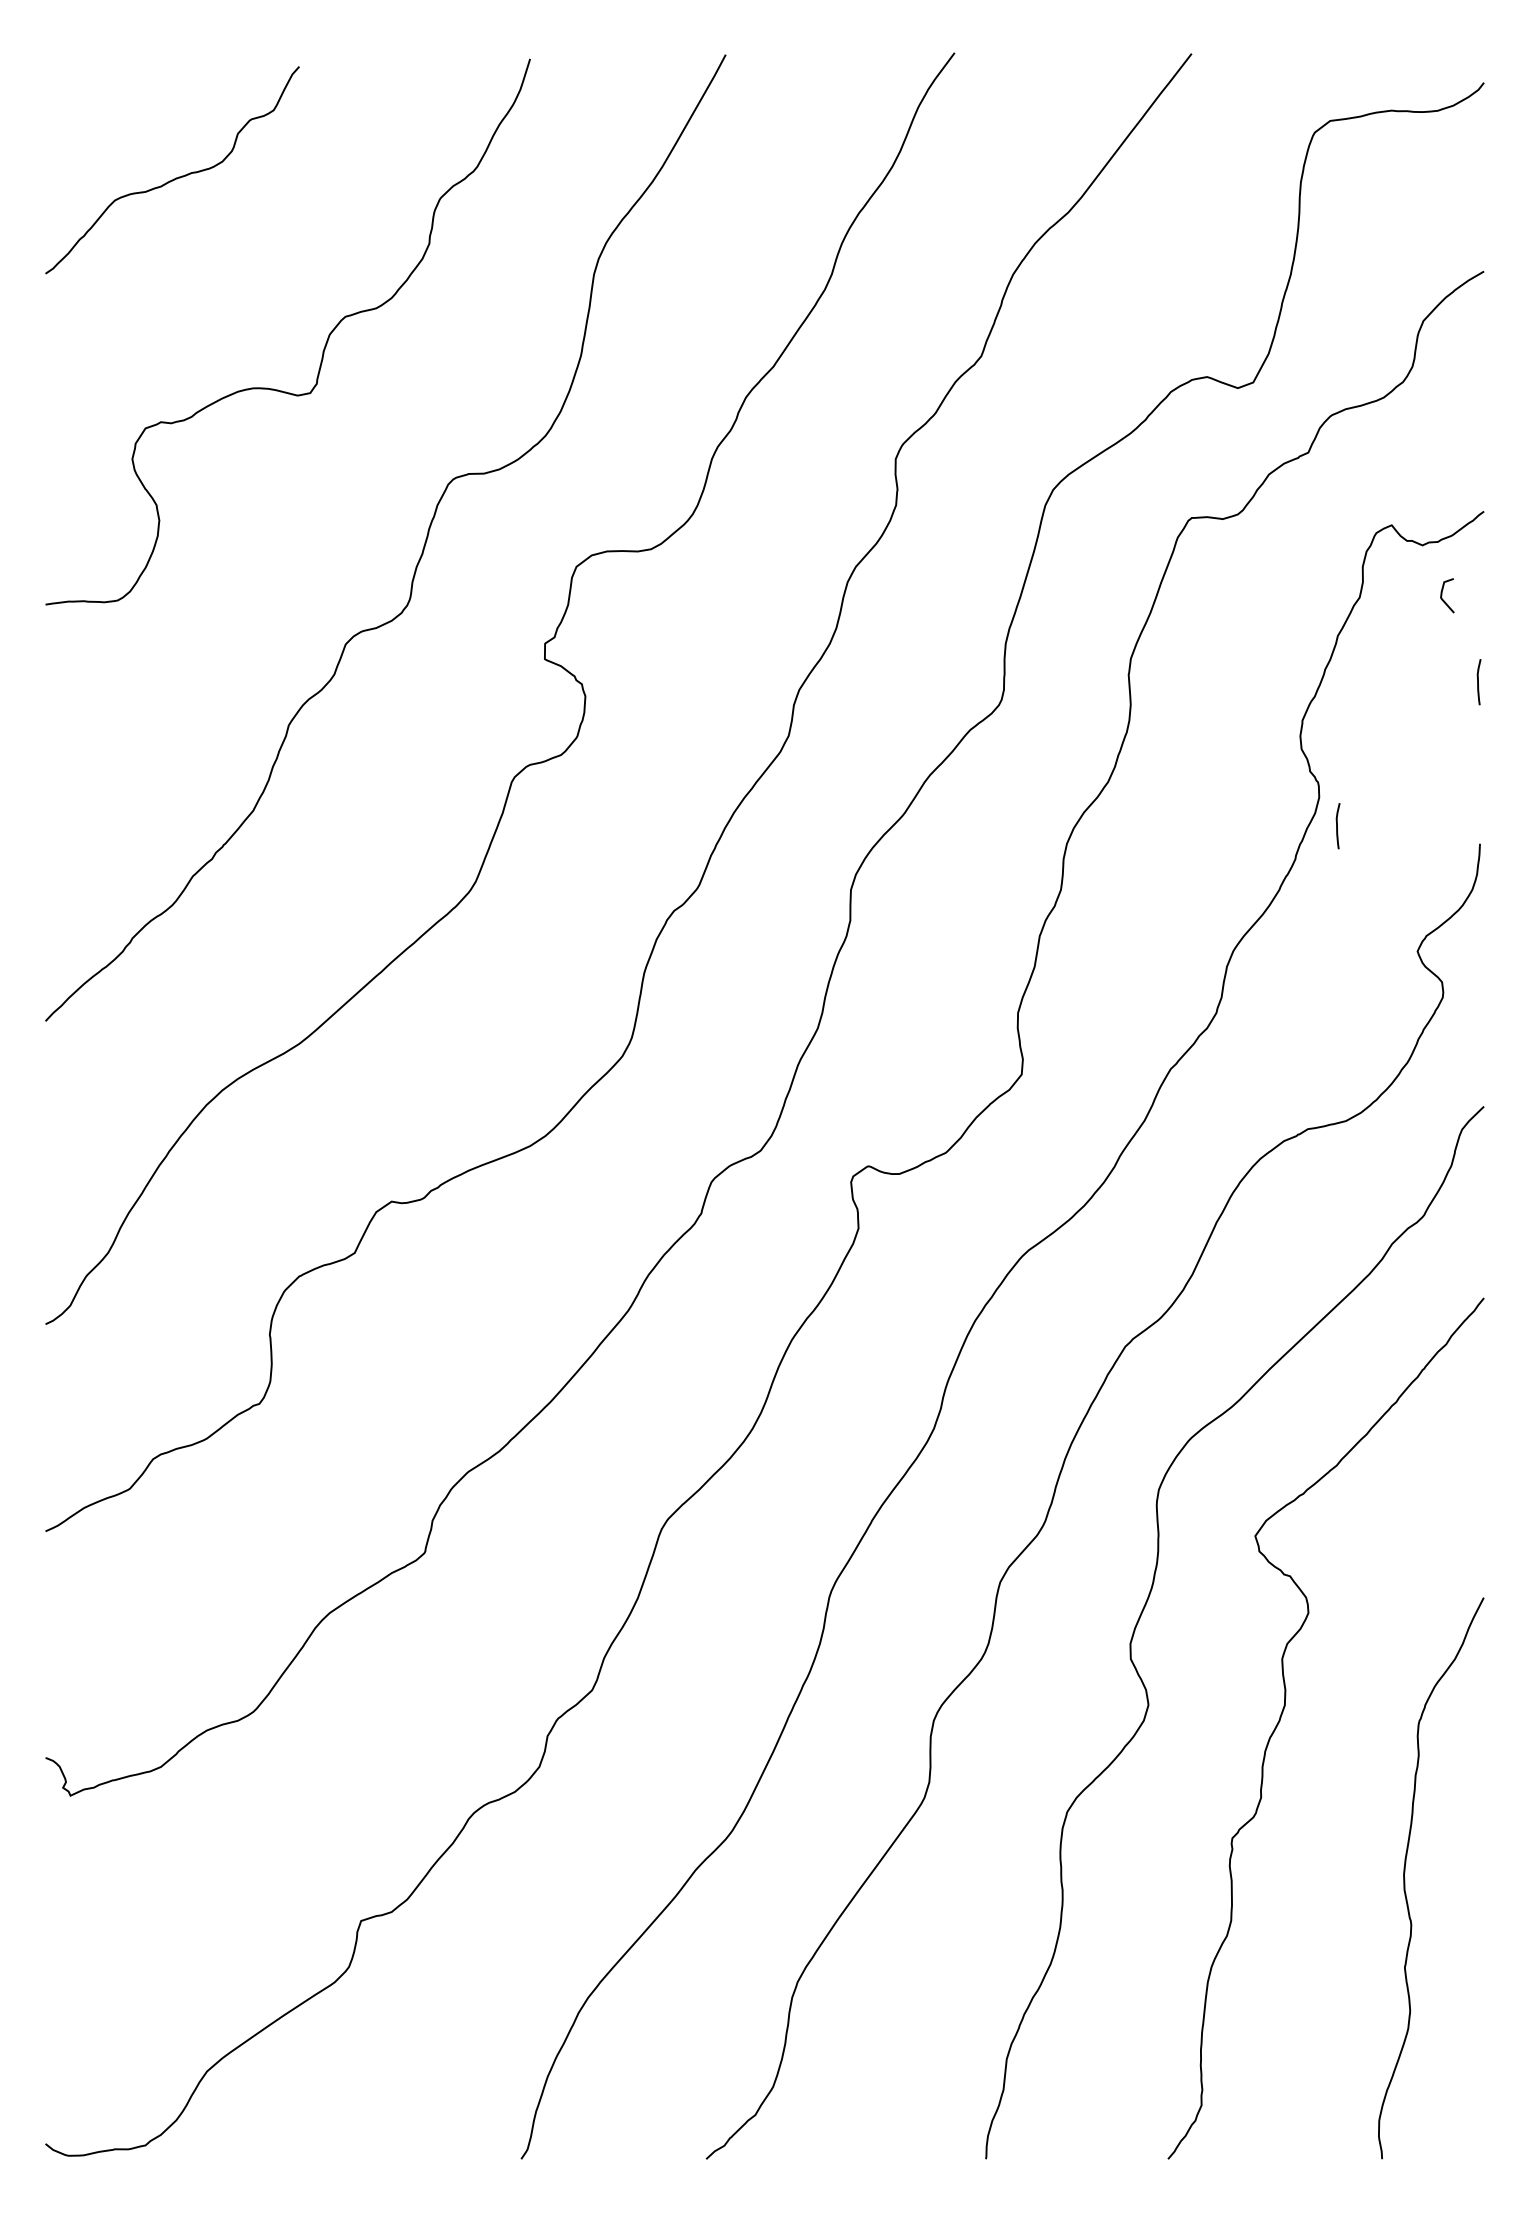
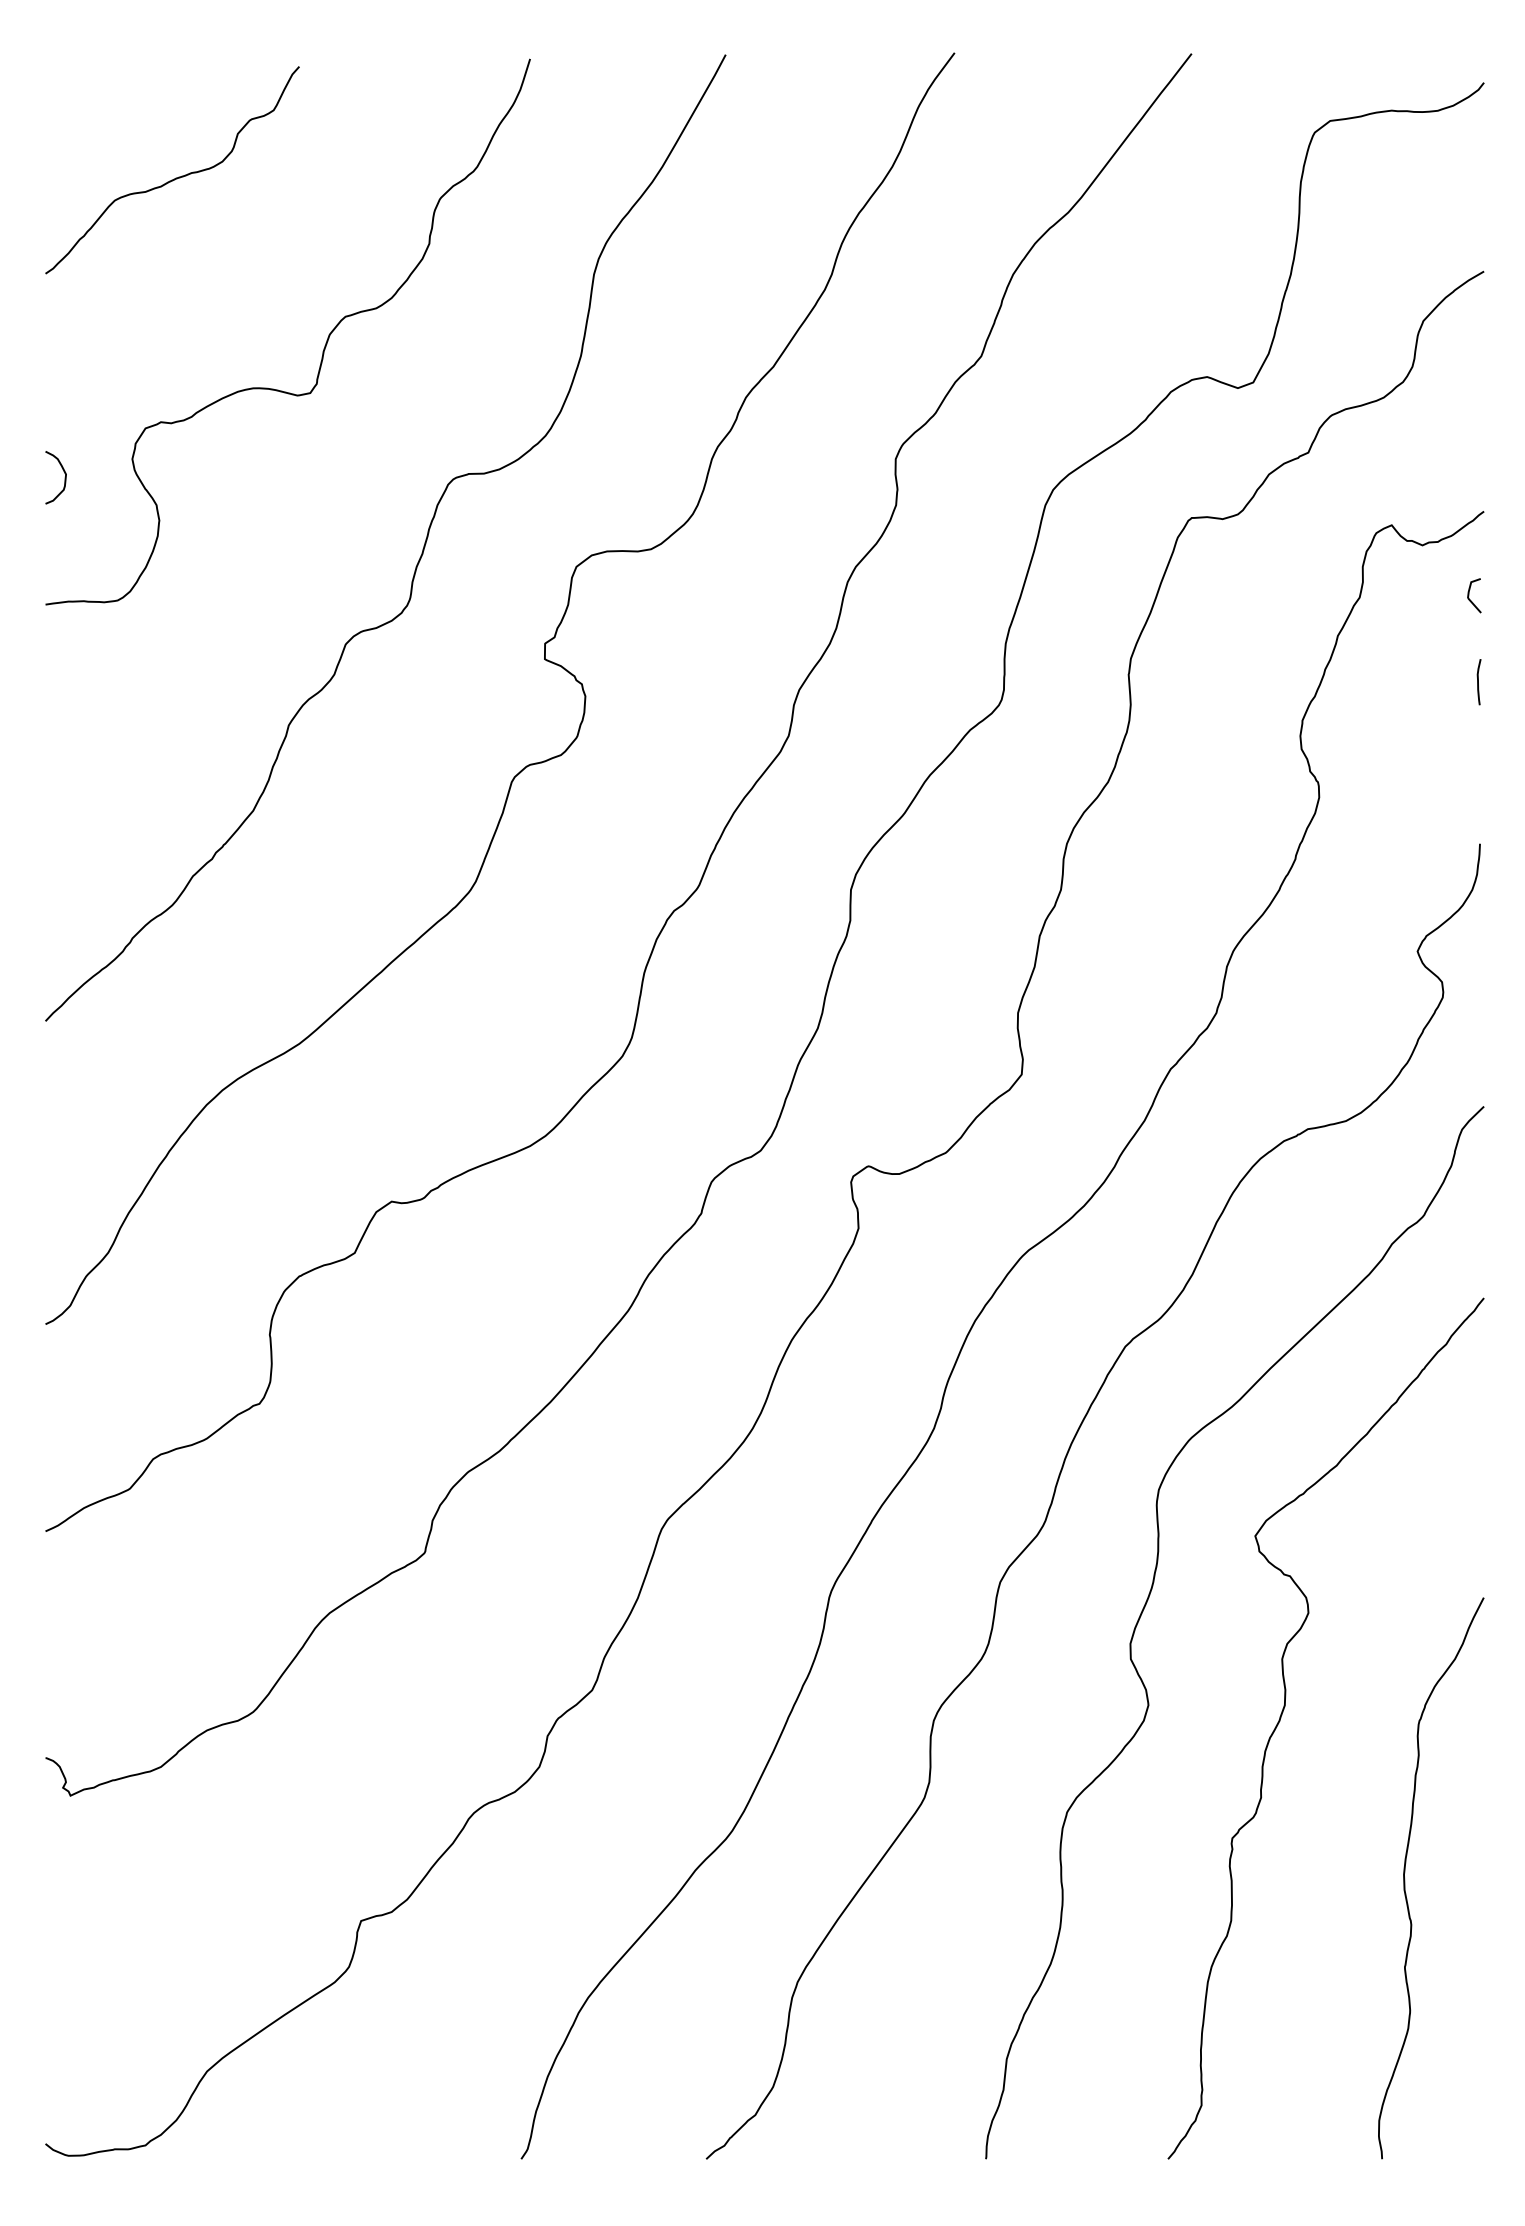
curve: none -> present (64, 477)
curve position: (1442, 595) -> (1469, 595) (1469, 595)
curve: present -> none (1337, 826)
